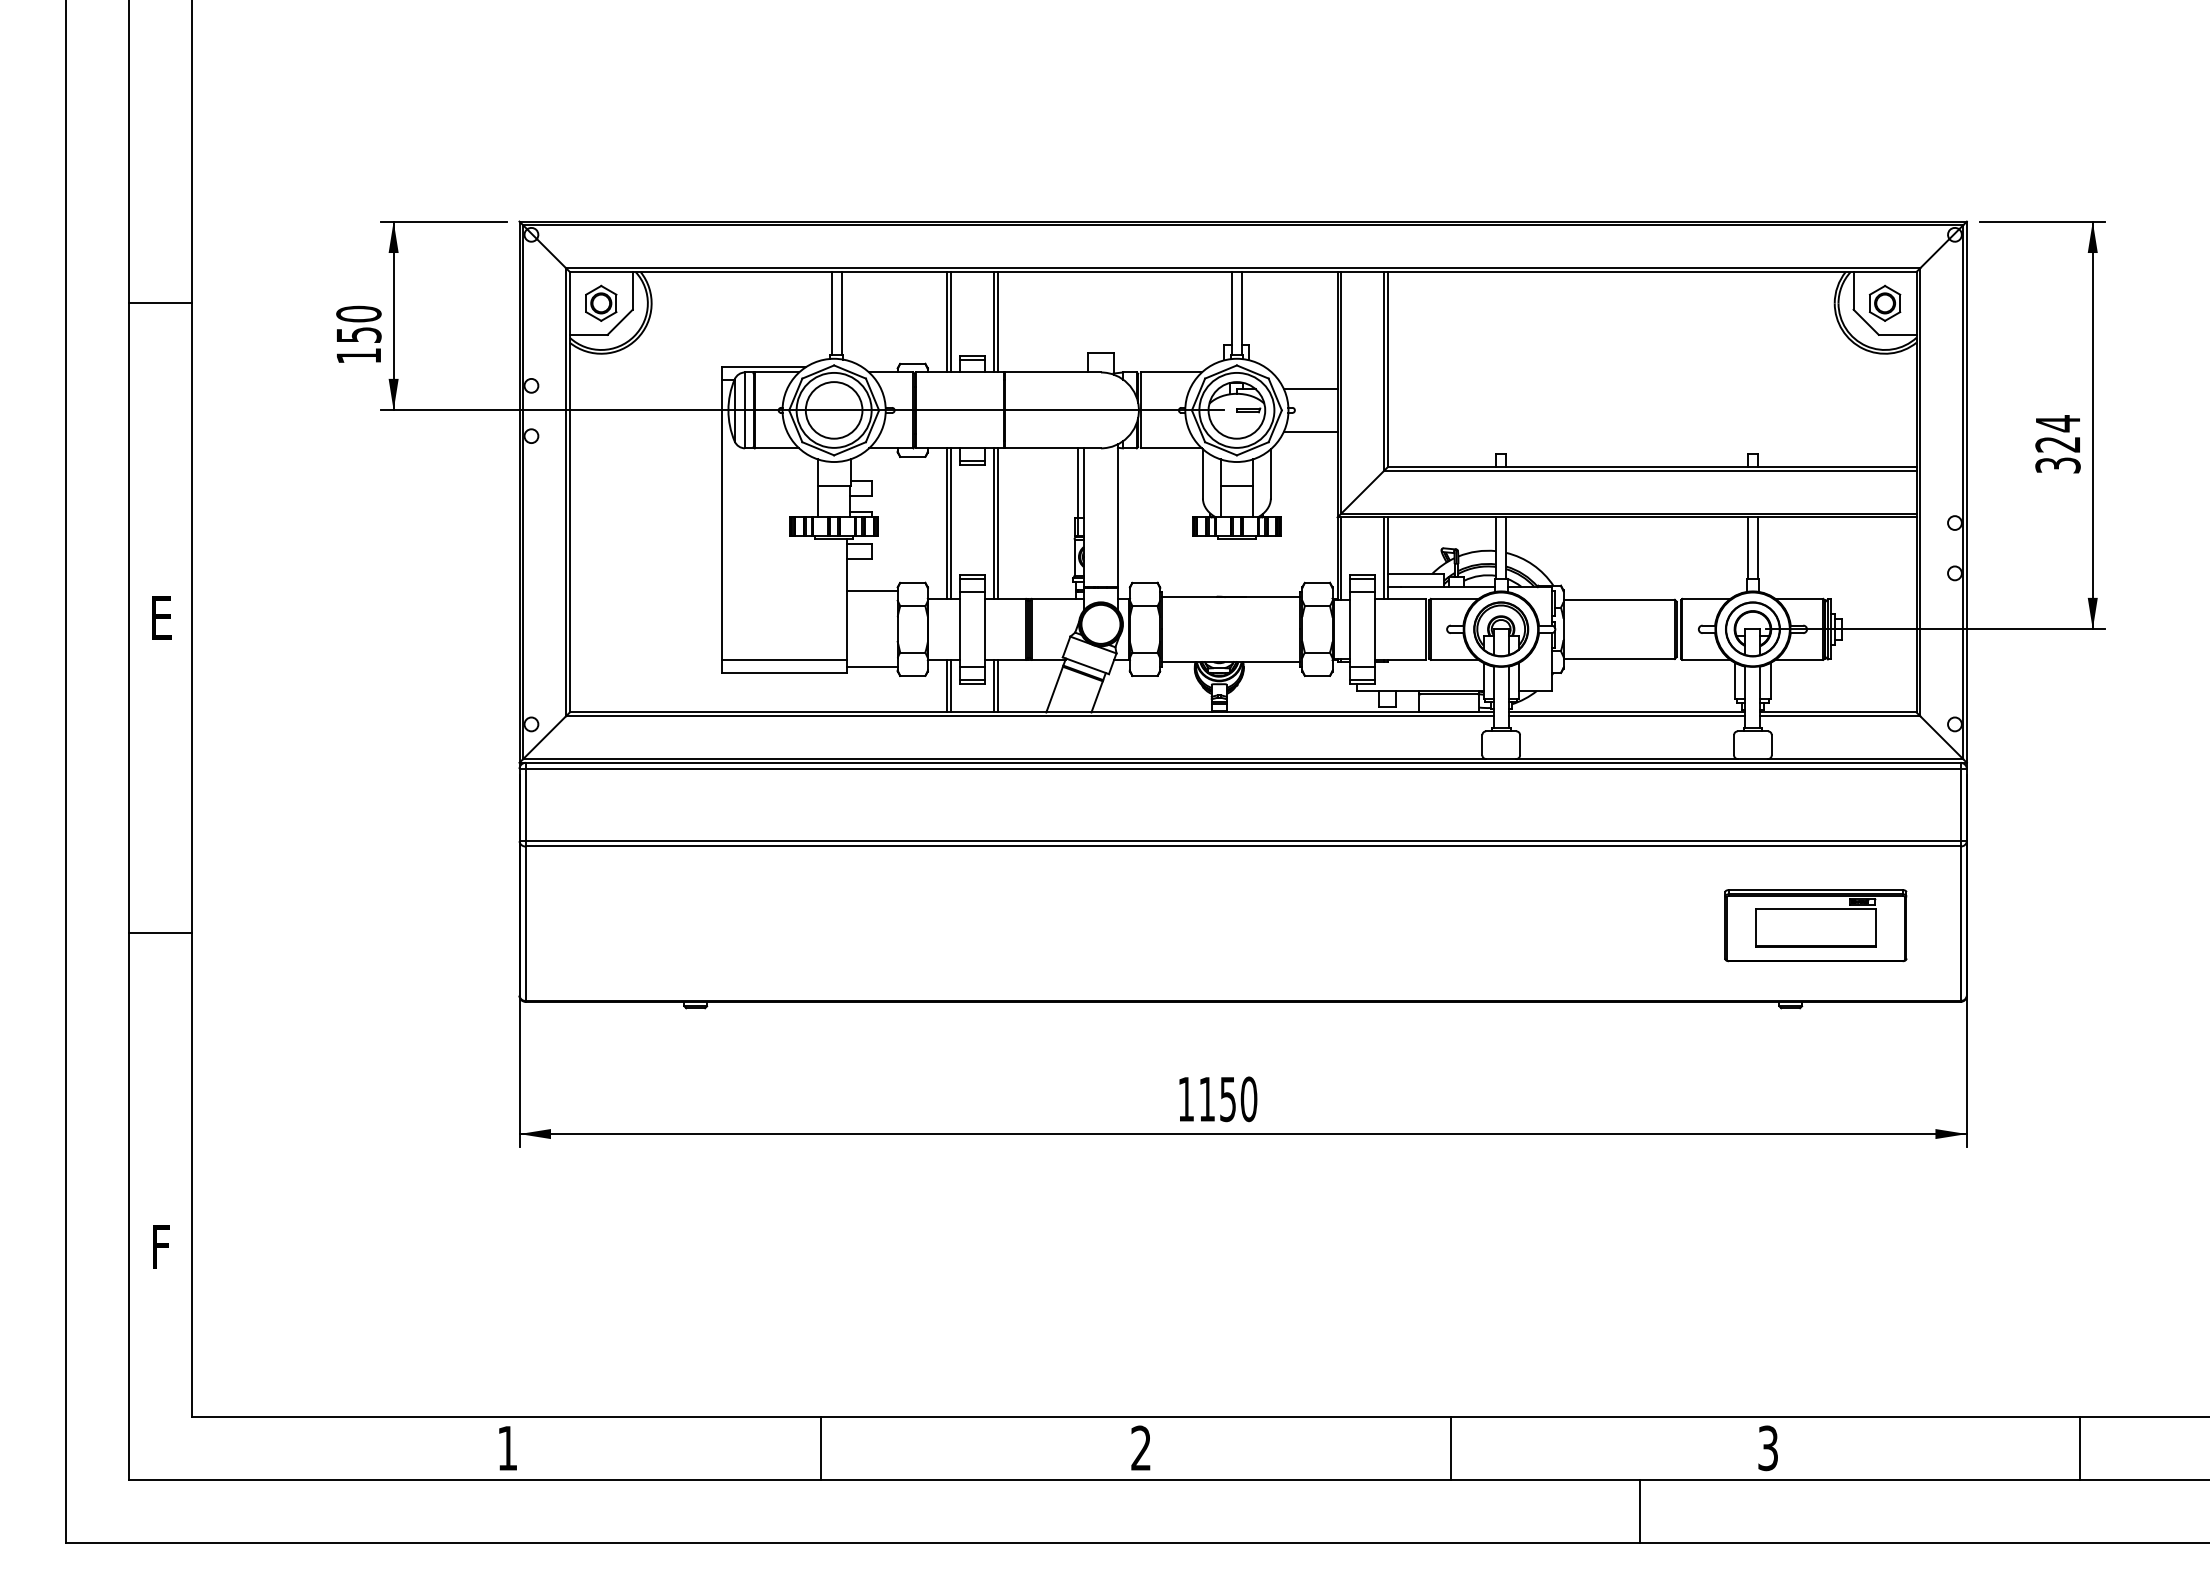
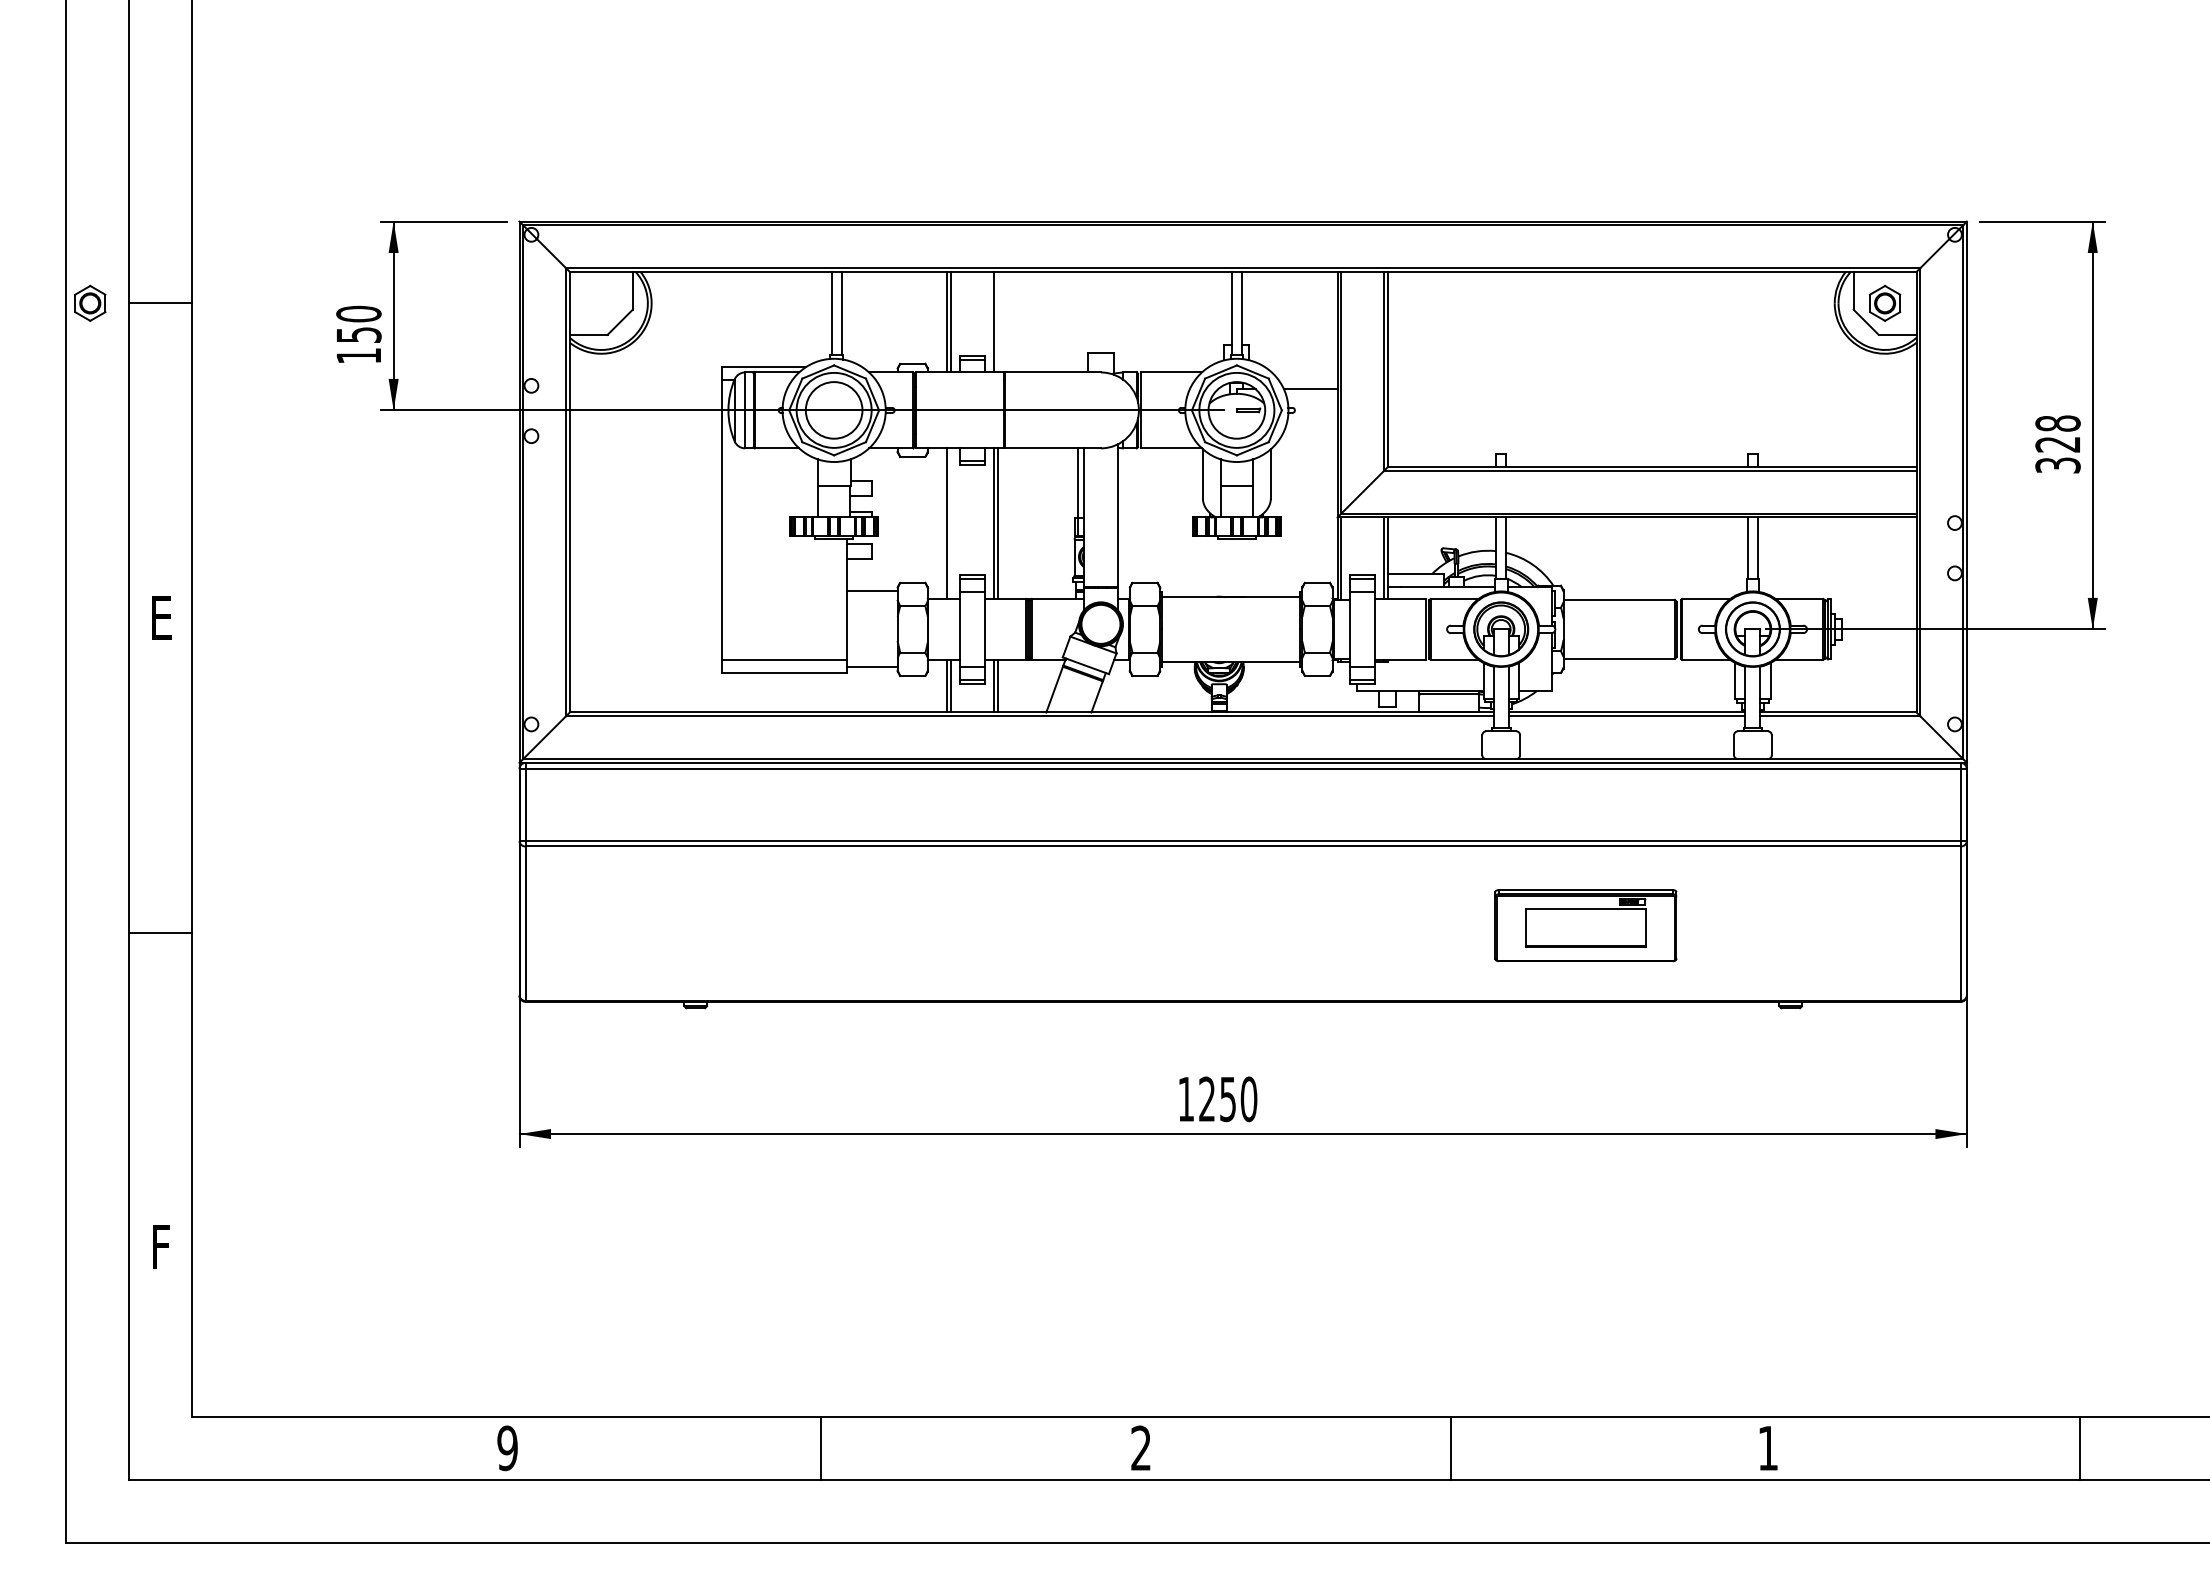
part position: (601, 302) -> (90, 302) (90, 302)
line: present -> none (997, 321)
text: 324 -> 328 (2057, 423)
line: present -> none (1310, 431)
line: present -> none (951, 523)
part position: (1815, 925) -> (1585, 925) (1585, 925)
text: 1150 -> 1250 (1206, 1098)
text: 1 -> 9 (507, 1448)
text: 3 -> 1 (1767, 1448)
line: present -> none (1639, 1511)
